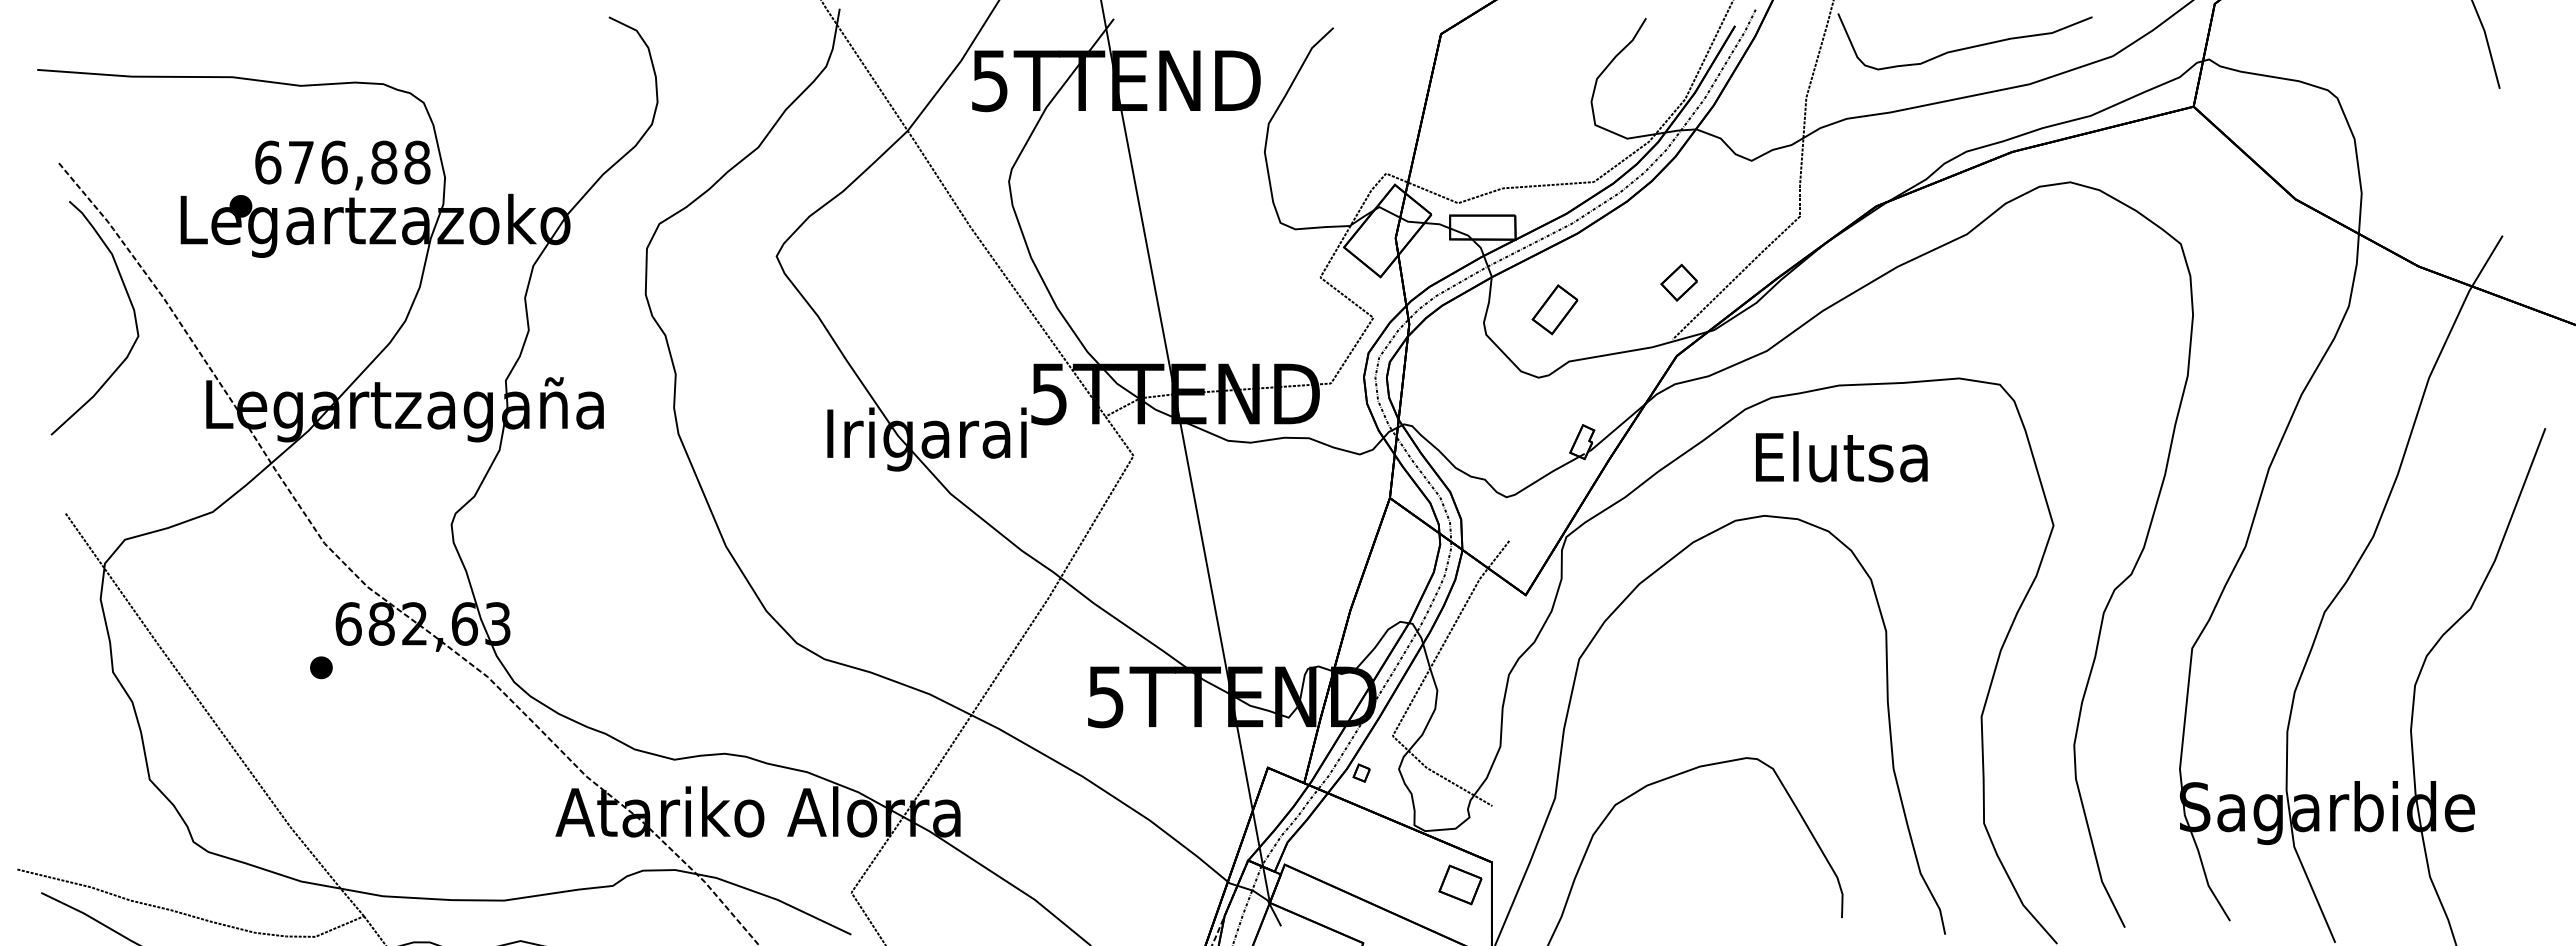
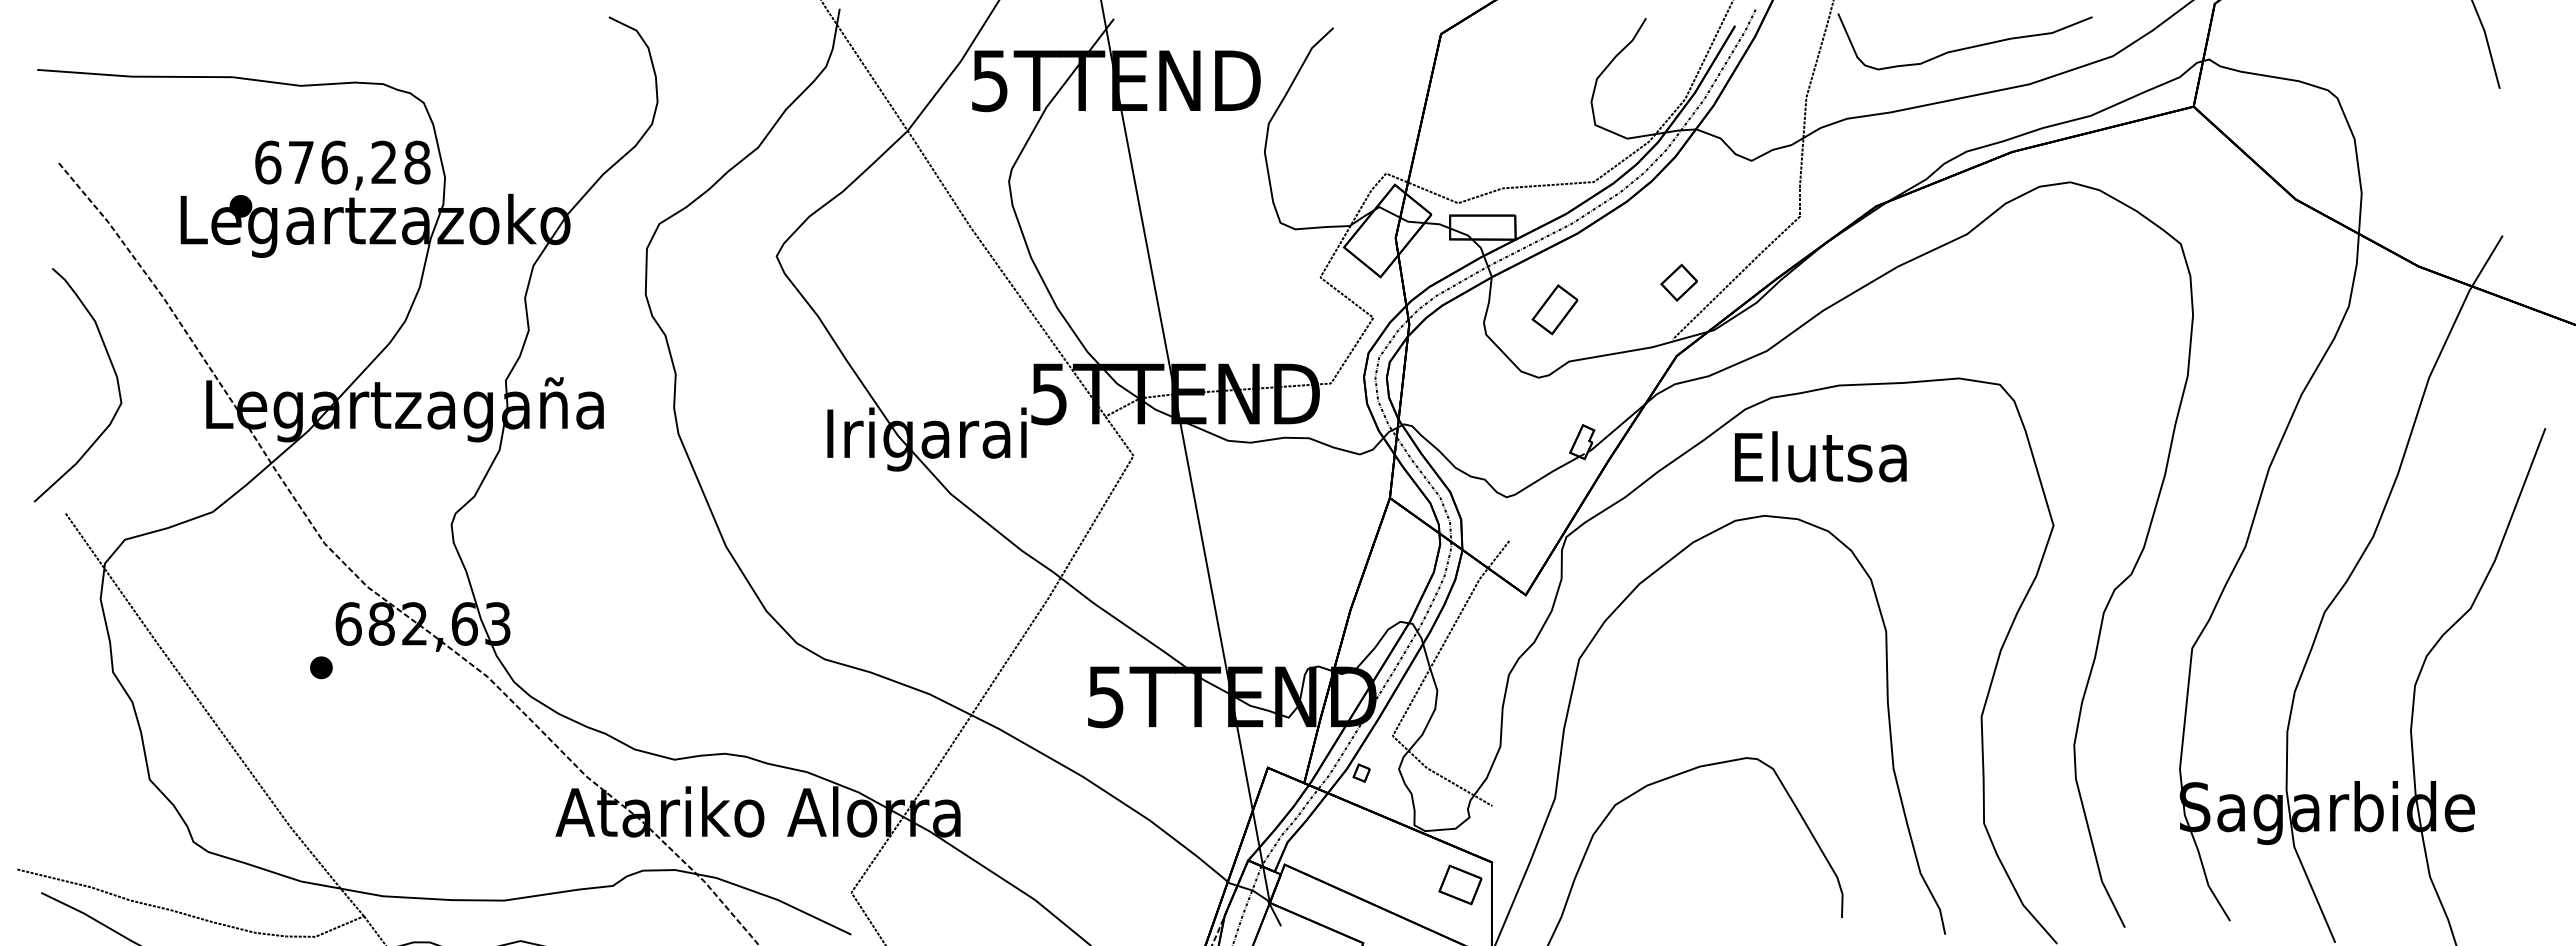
text: 676,88 -> 676,28 (384, 162)
curve position: (130, 304) -> (113, 371) (113, 371)
text position: (1841, 456) -> (1820, 456) (1820, 456)
